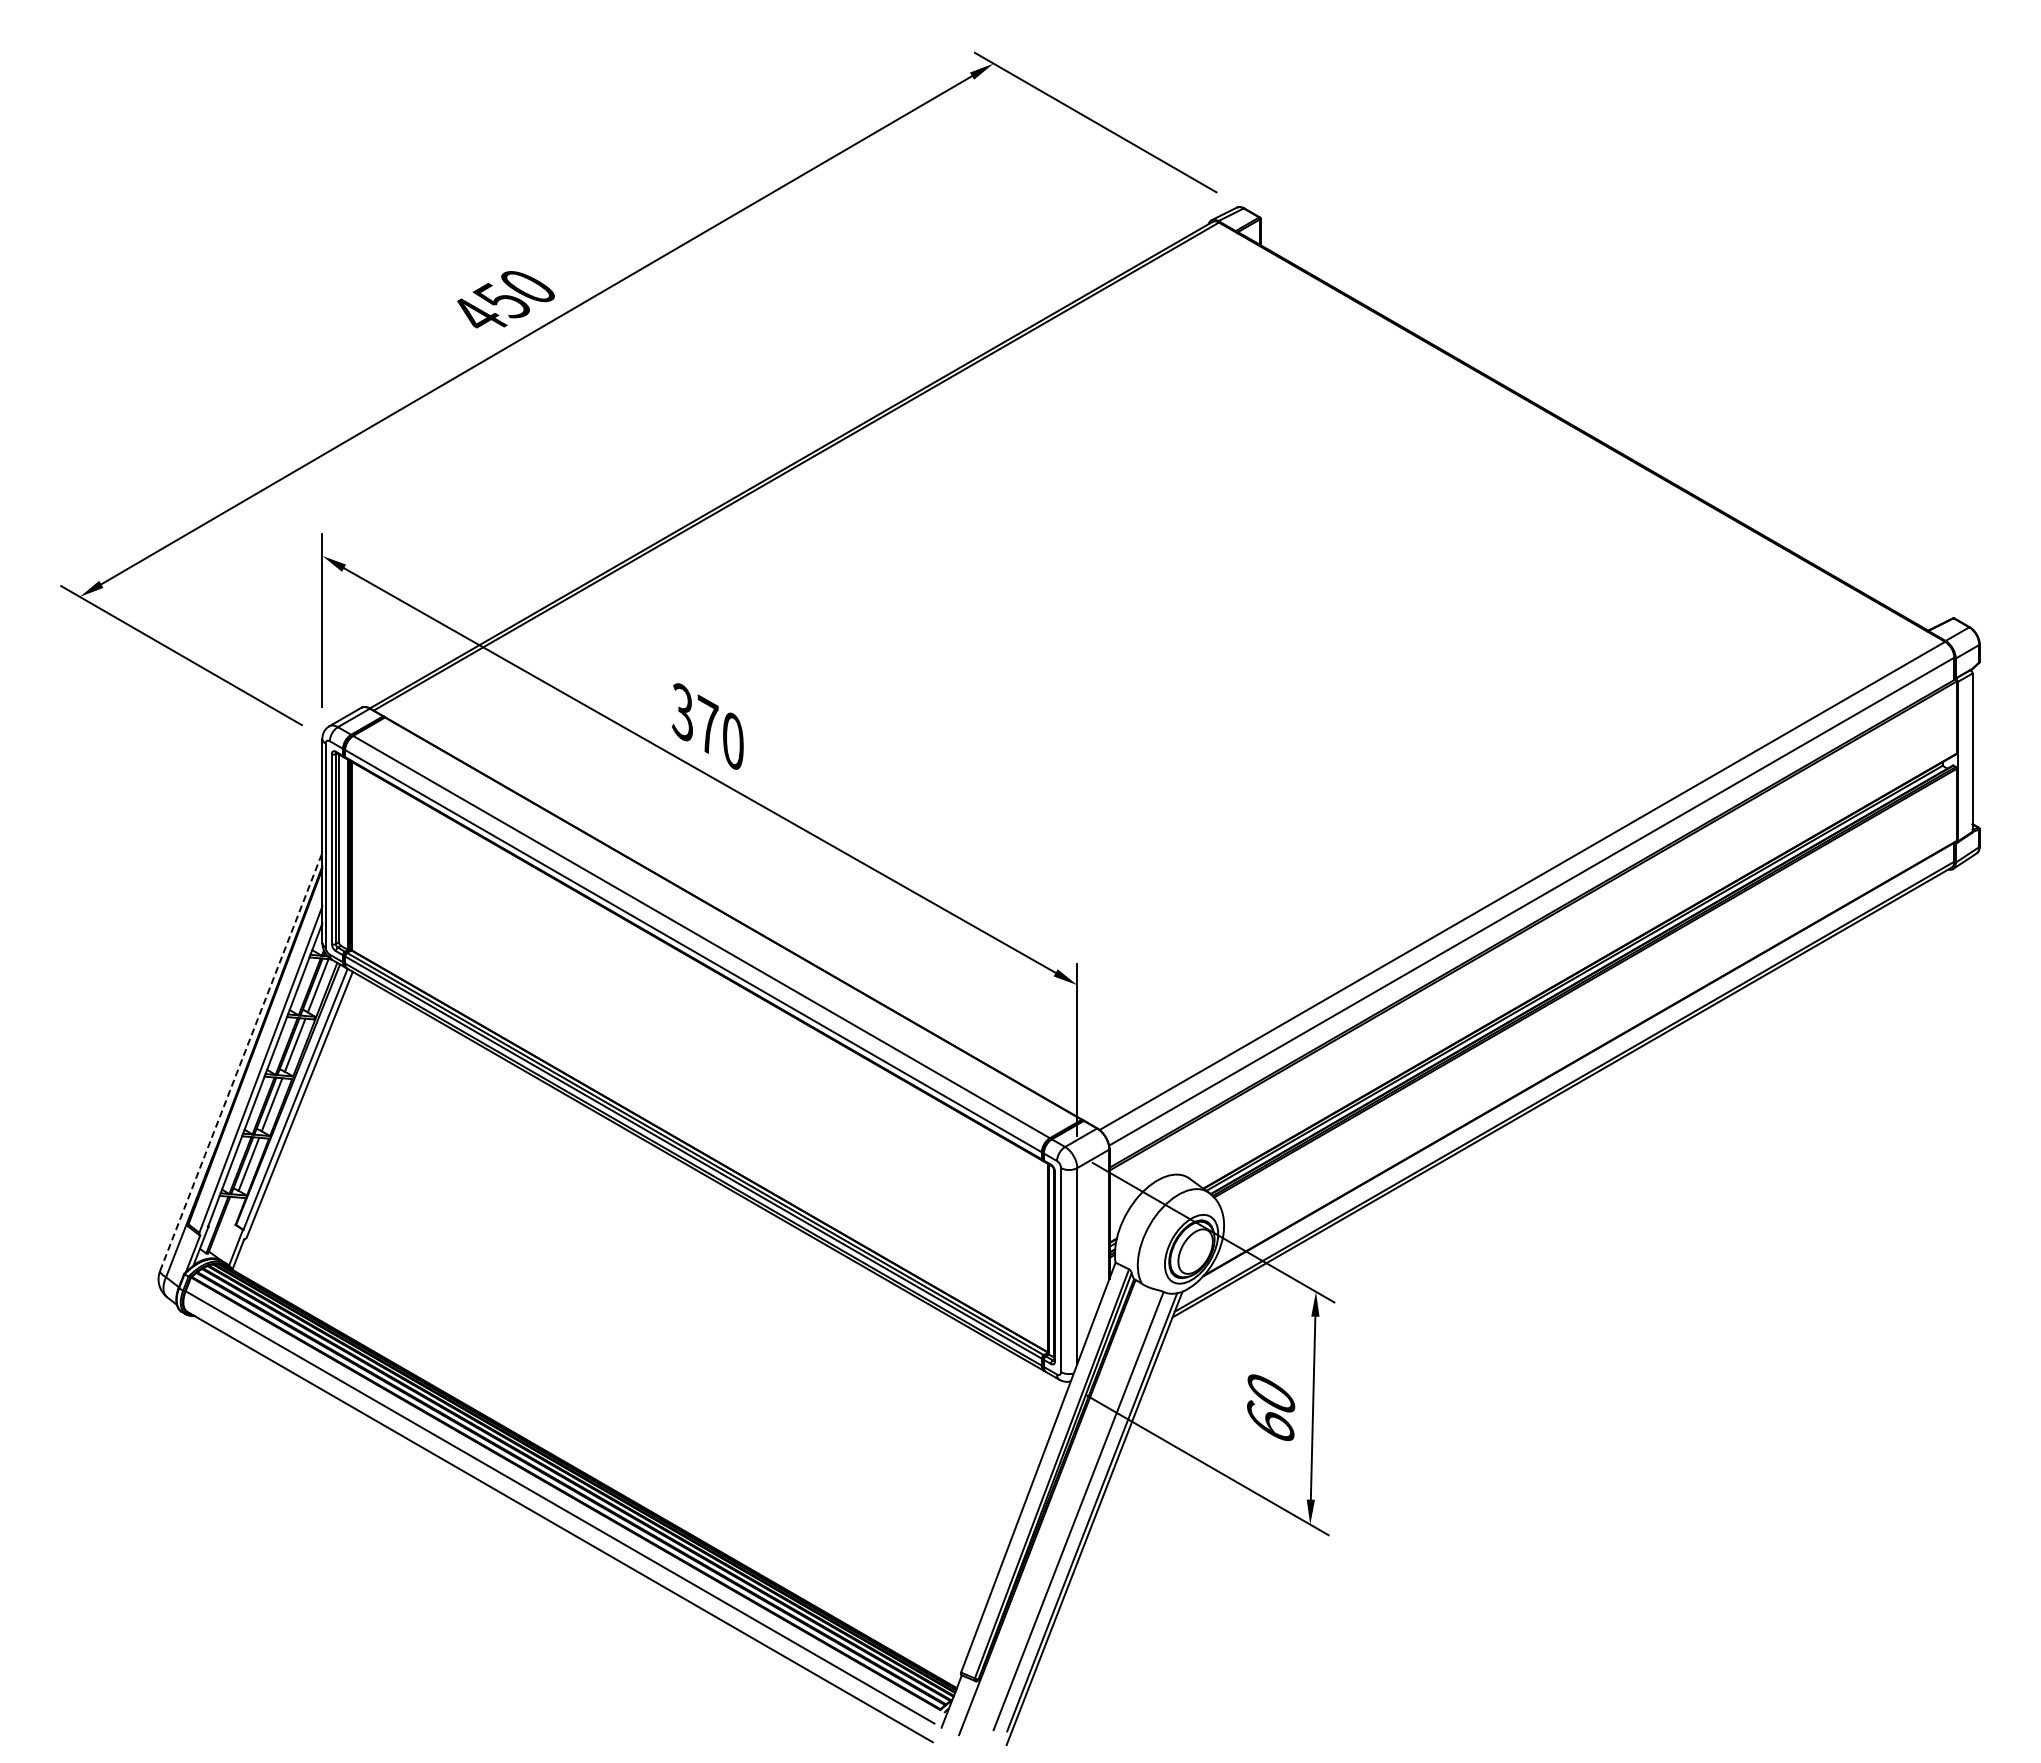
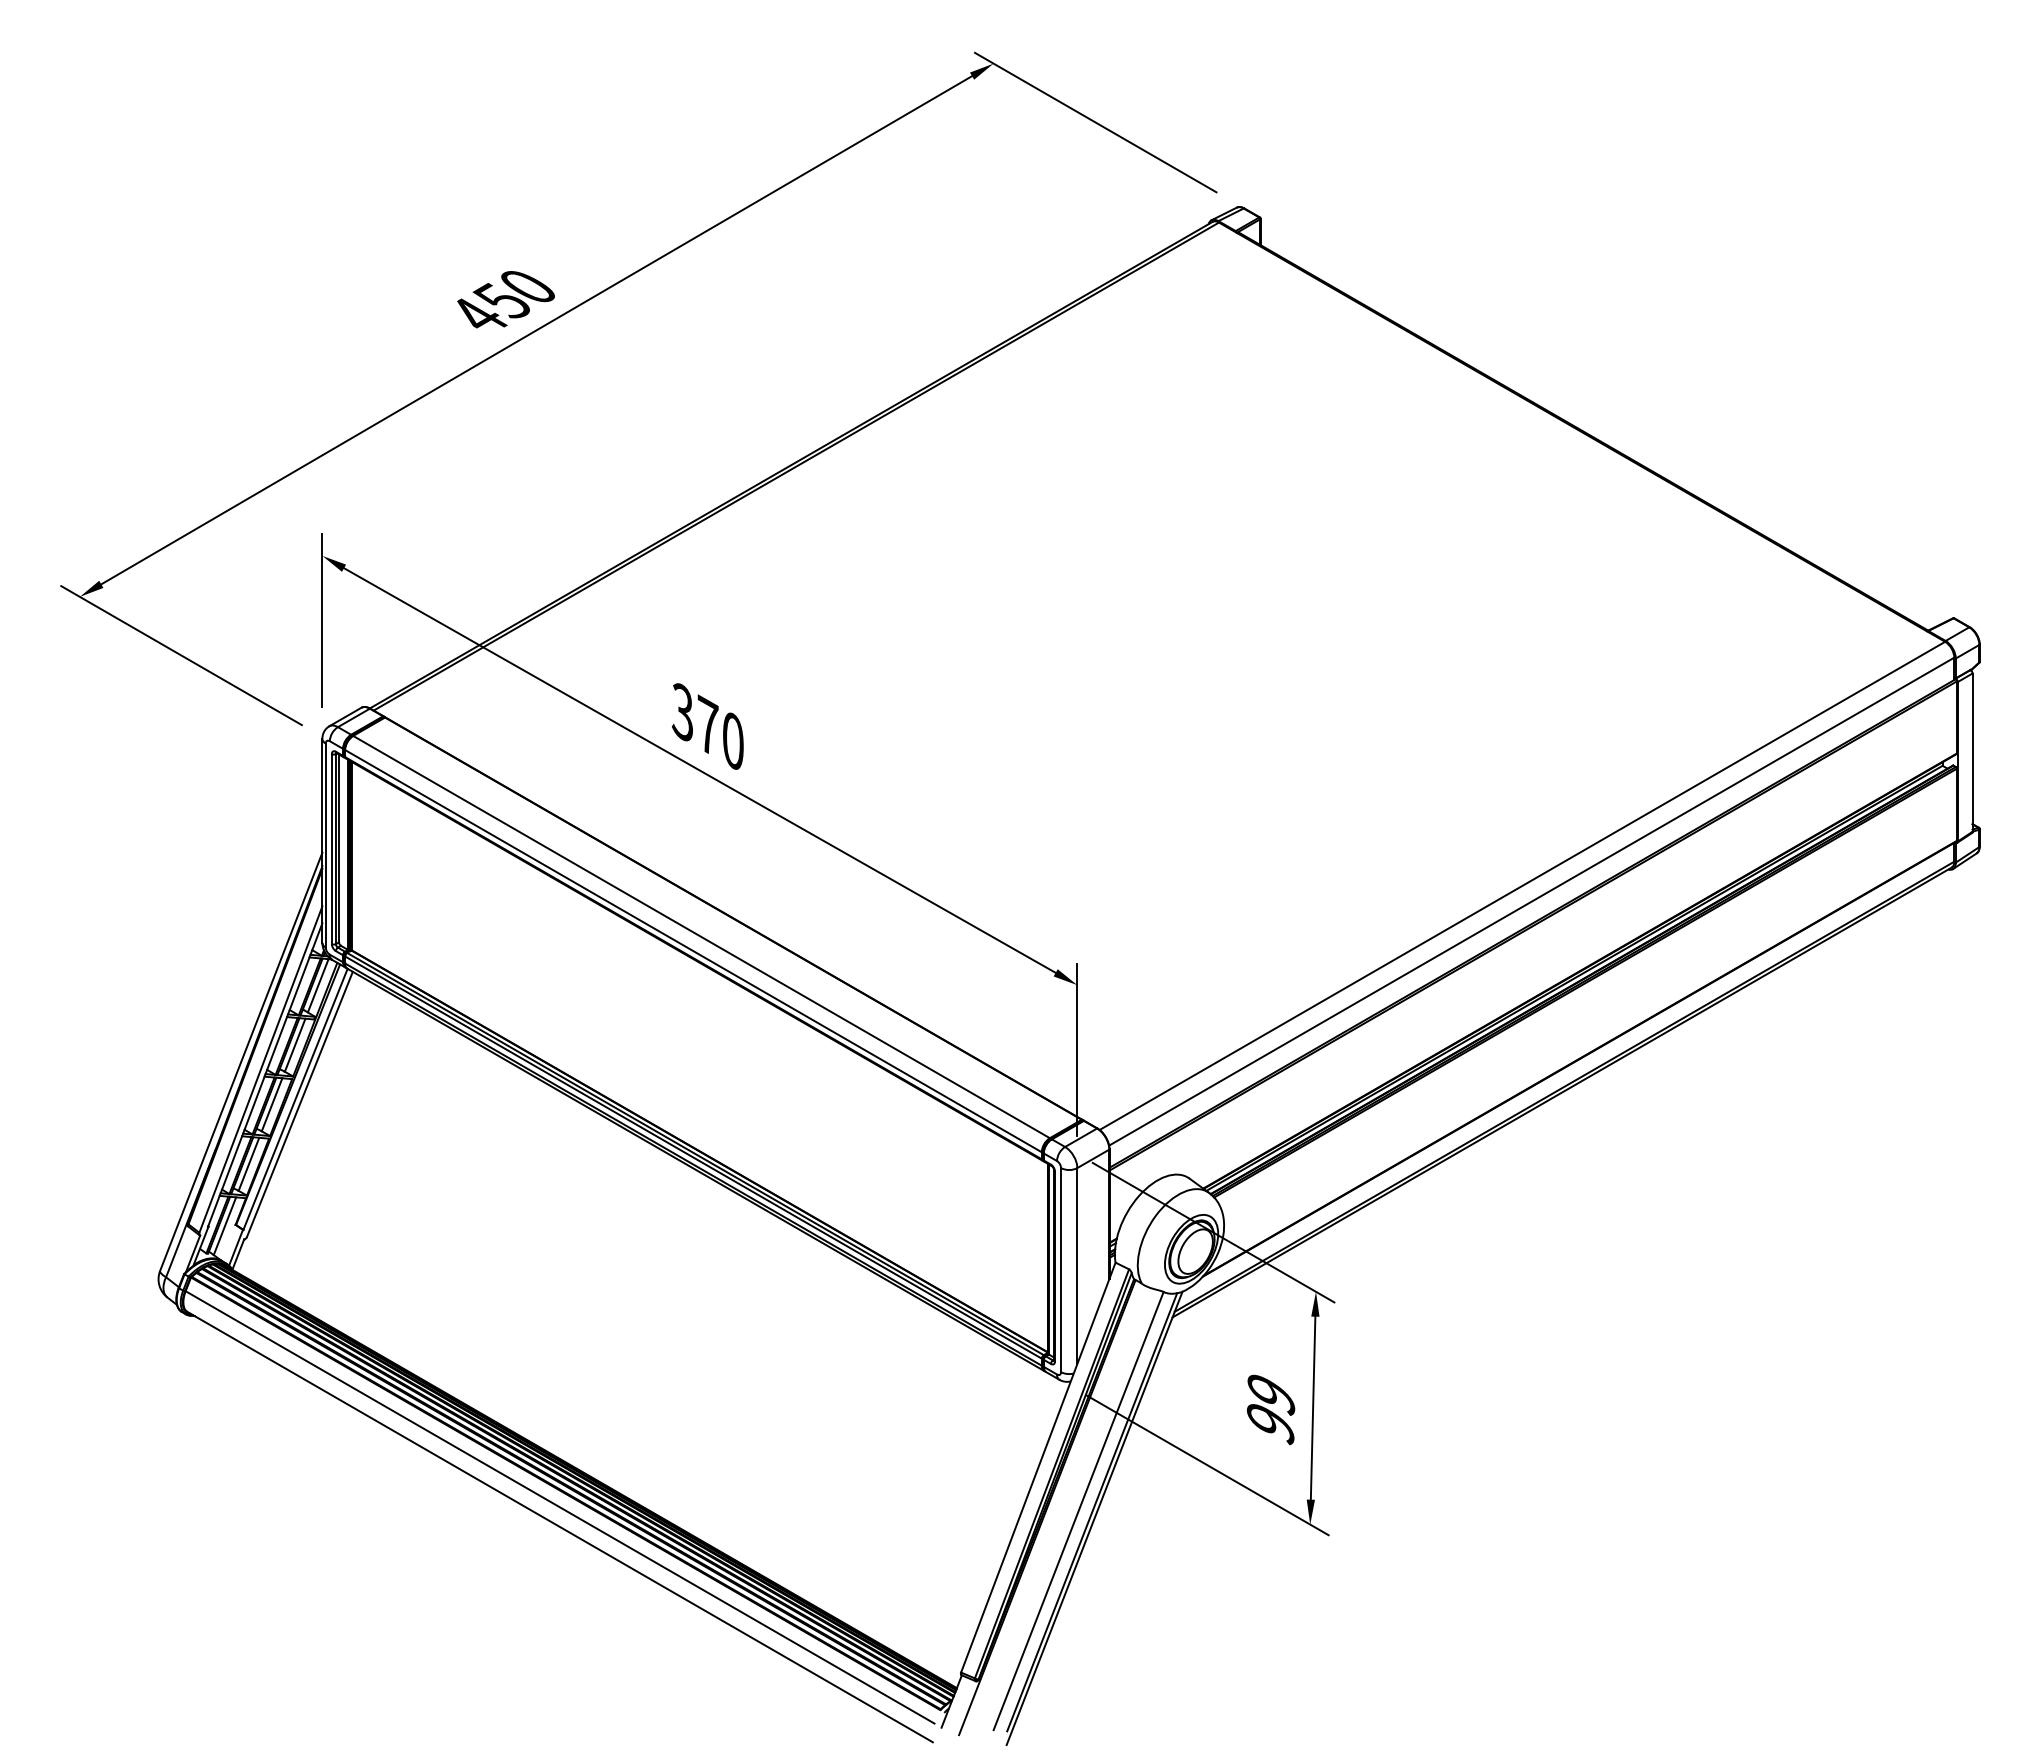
line: dashed -> solid (241, 1061)
line: none -> present (224, 1226)
text: 60 -> 99 (1270, 1409)
